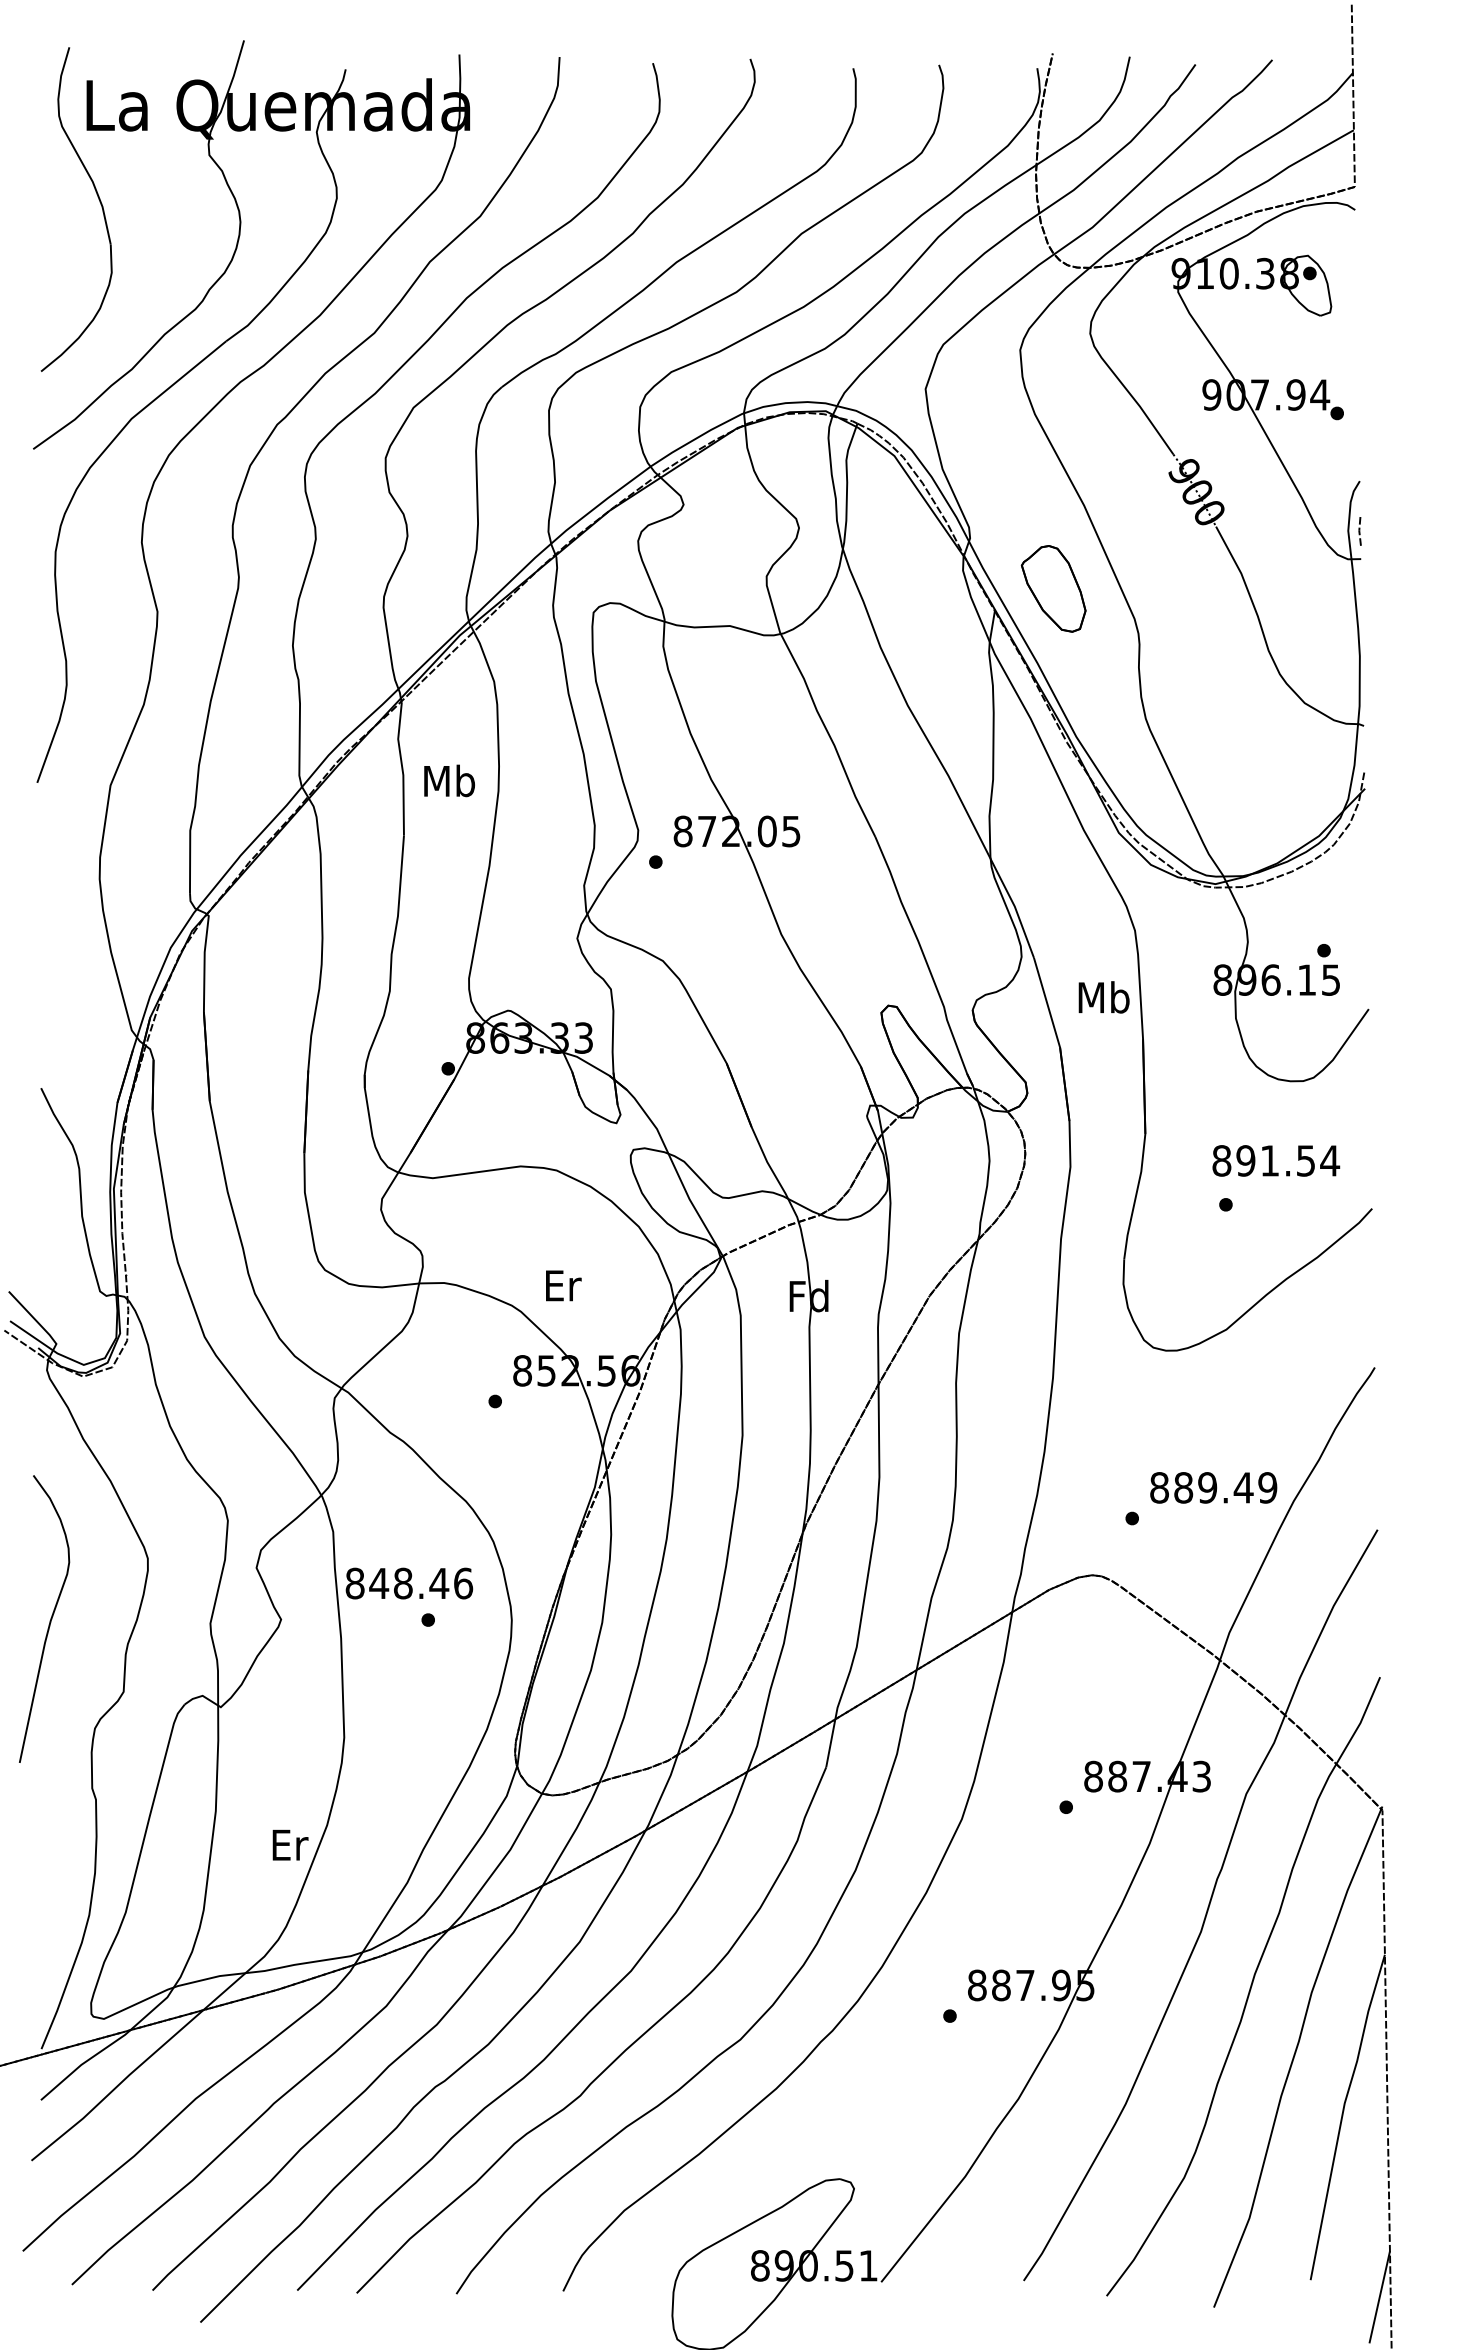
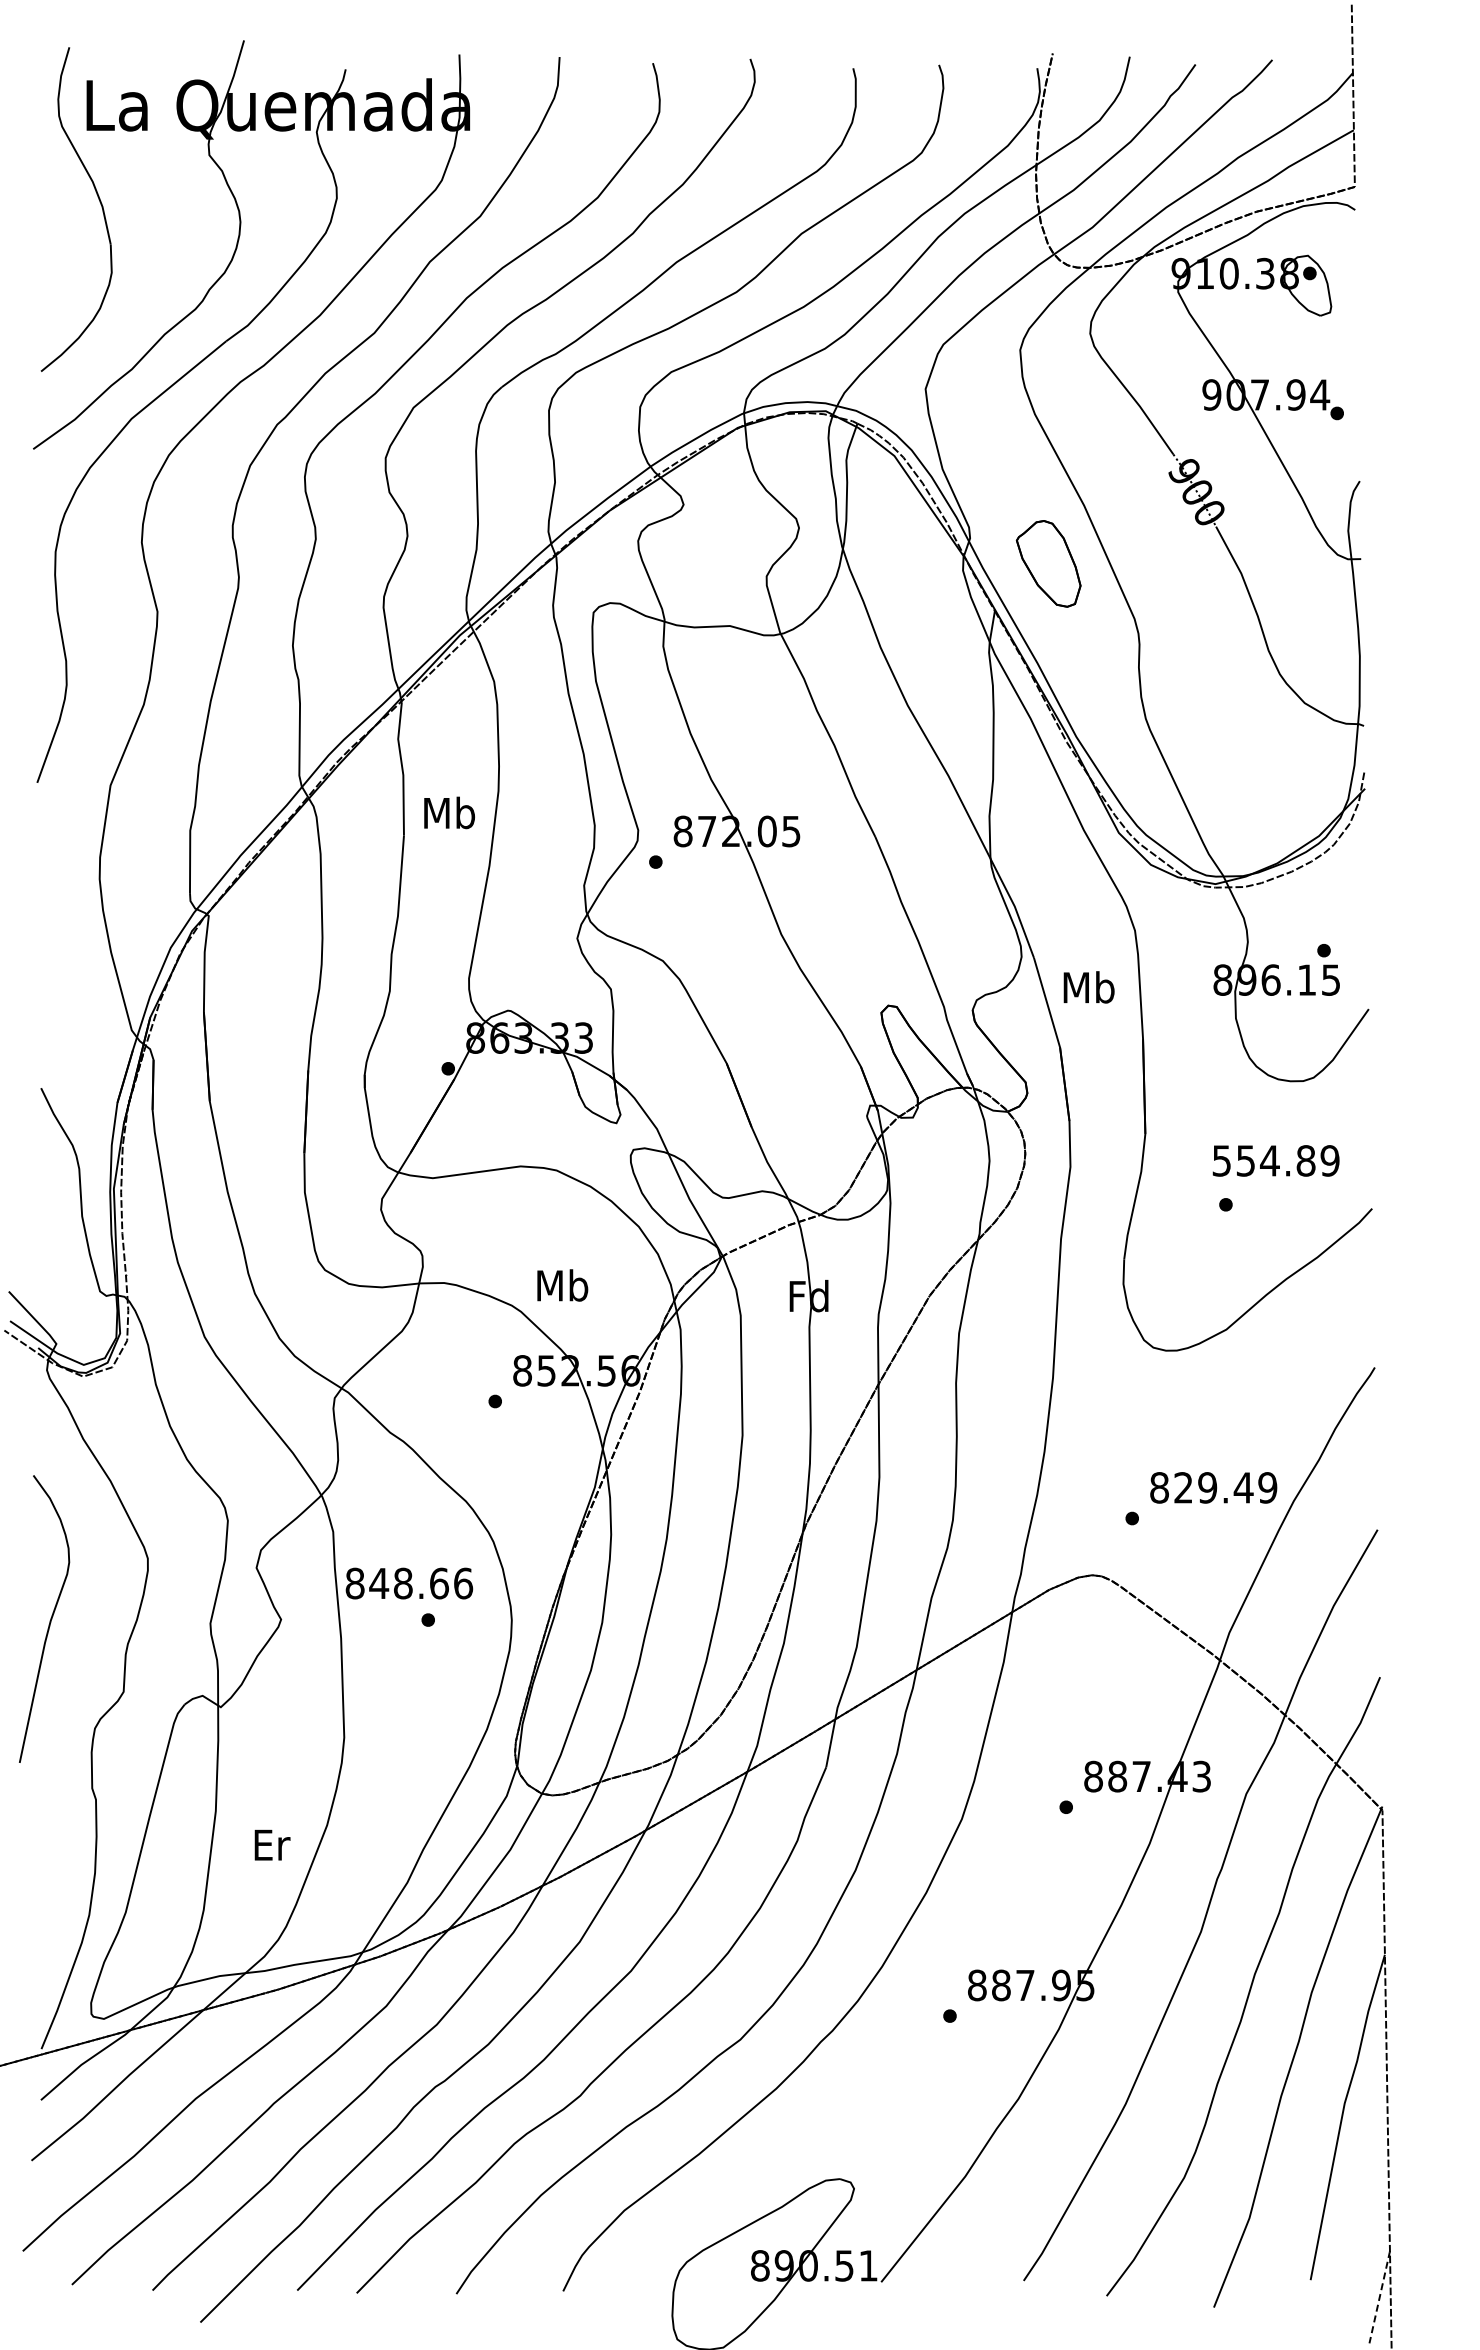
line: present -> none (1359, 531)
part position: (1053, 588) -> (1048, 563) (1048, 563)
text position: (449, 780) -> (449, 812) (449, 812)
text position: (1103, 997) -> (1088, 987) (1088, 987)
text: 891.54 -> 554.89 (1276, 1160)
text: Er -> Mb (562, 1285)
text: 889.49 -> 829.49 (1183, 1487)
text: 848.46 -> 848.66 (439, 1583)
text position: (290, 1844) -> (272, 1844) (272, 1844)
line: solid -> dashed (1379, 2296)
